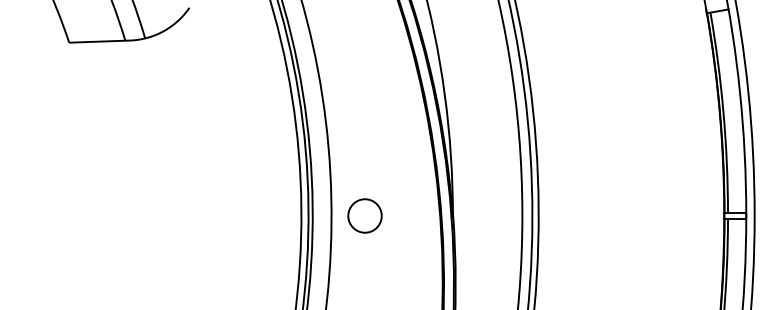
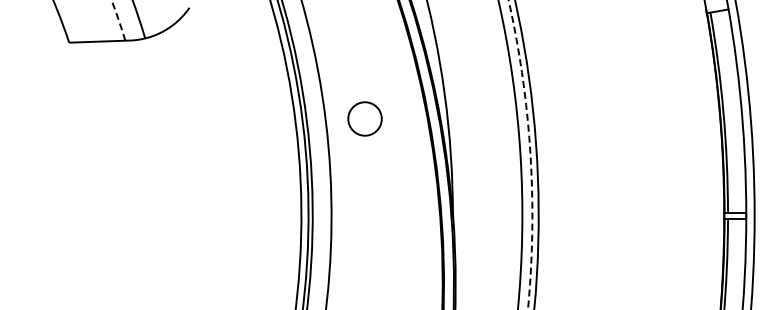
arc: solid -> dashed (118, 20)
arc: solid -> dashed (530, 153)
circle position: (364, 215) -> (364, 118) (364, 118)
